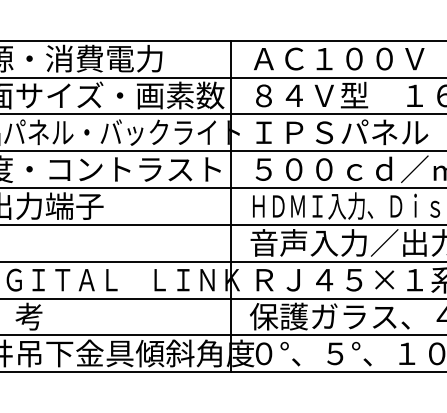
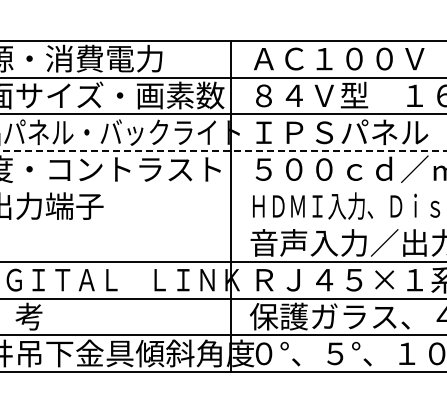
line: solid -> dashed (223, 151)
line: present -> none (222, 188)
line: present -> none (222, 224)
